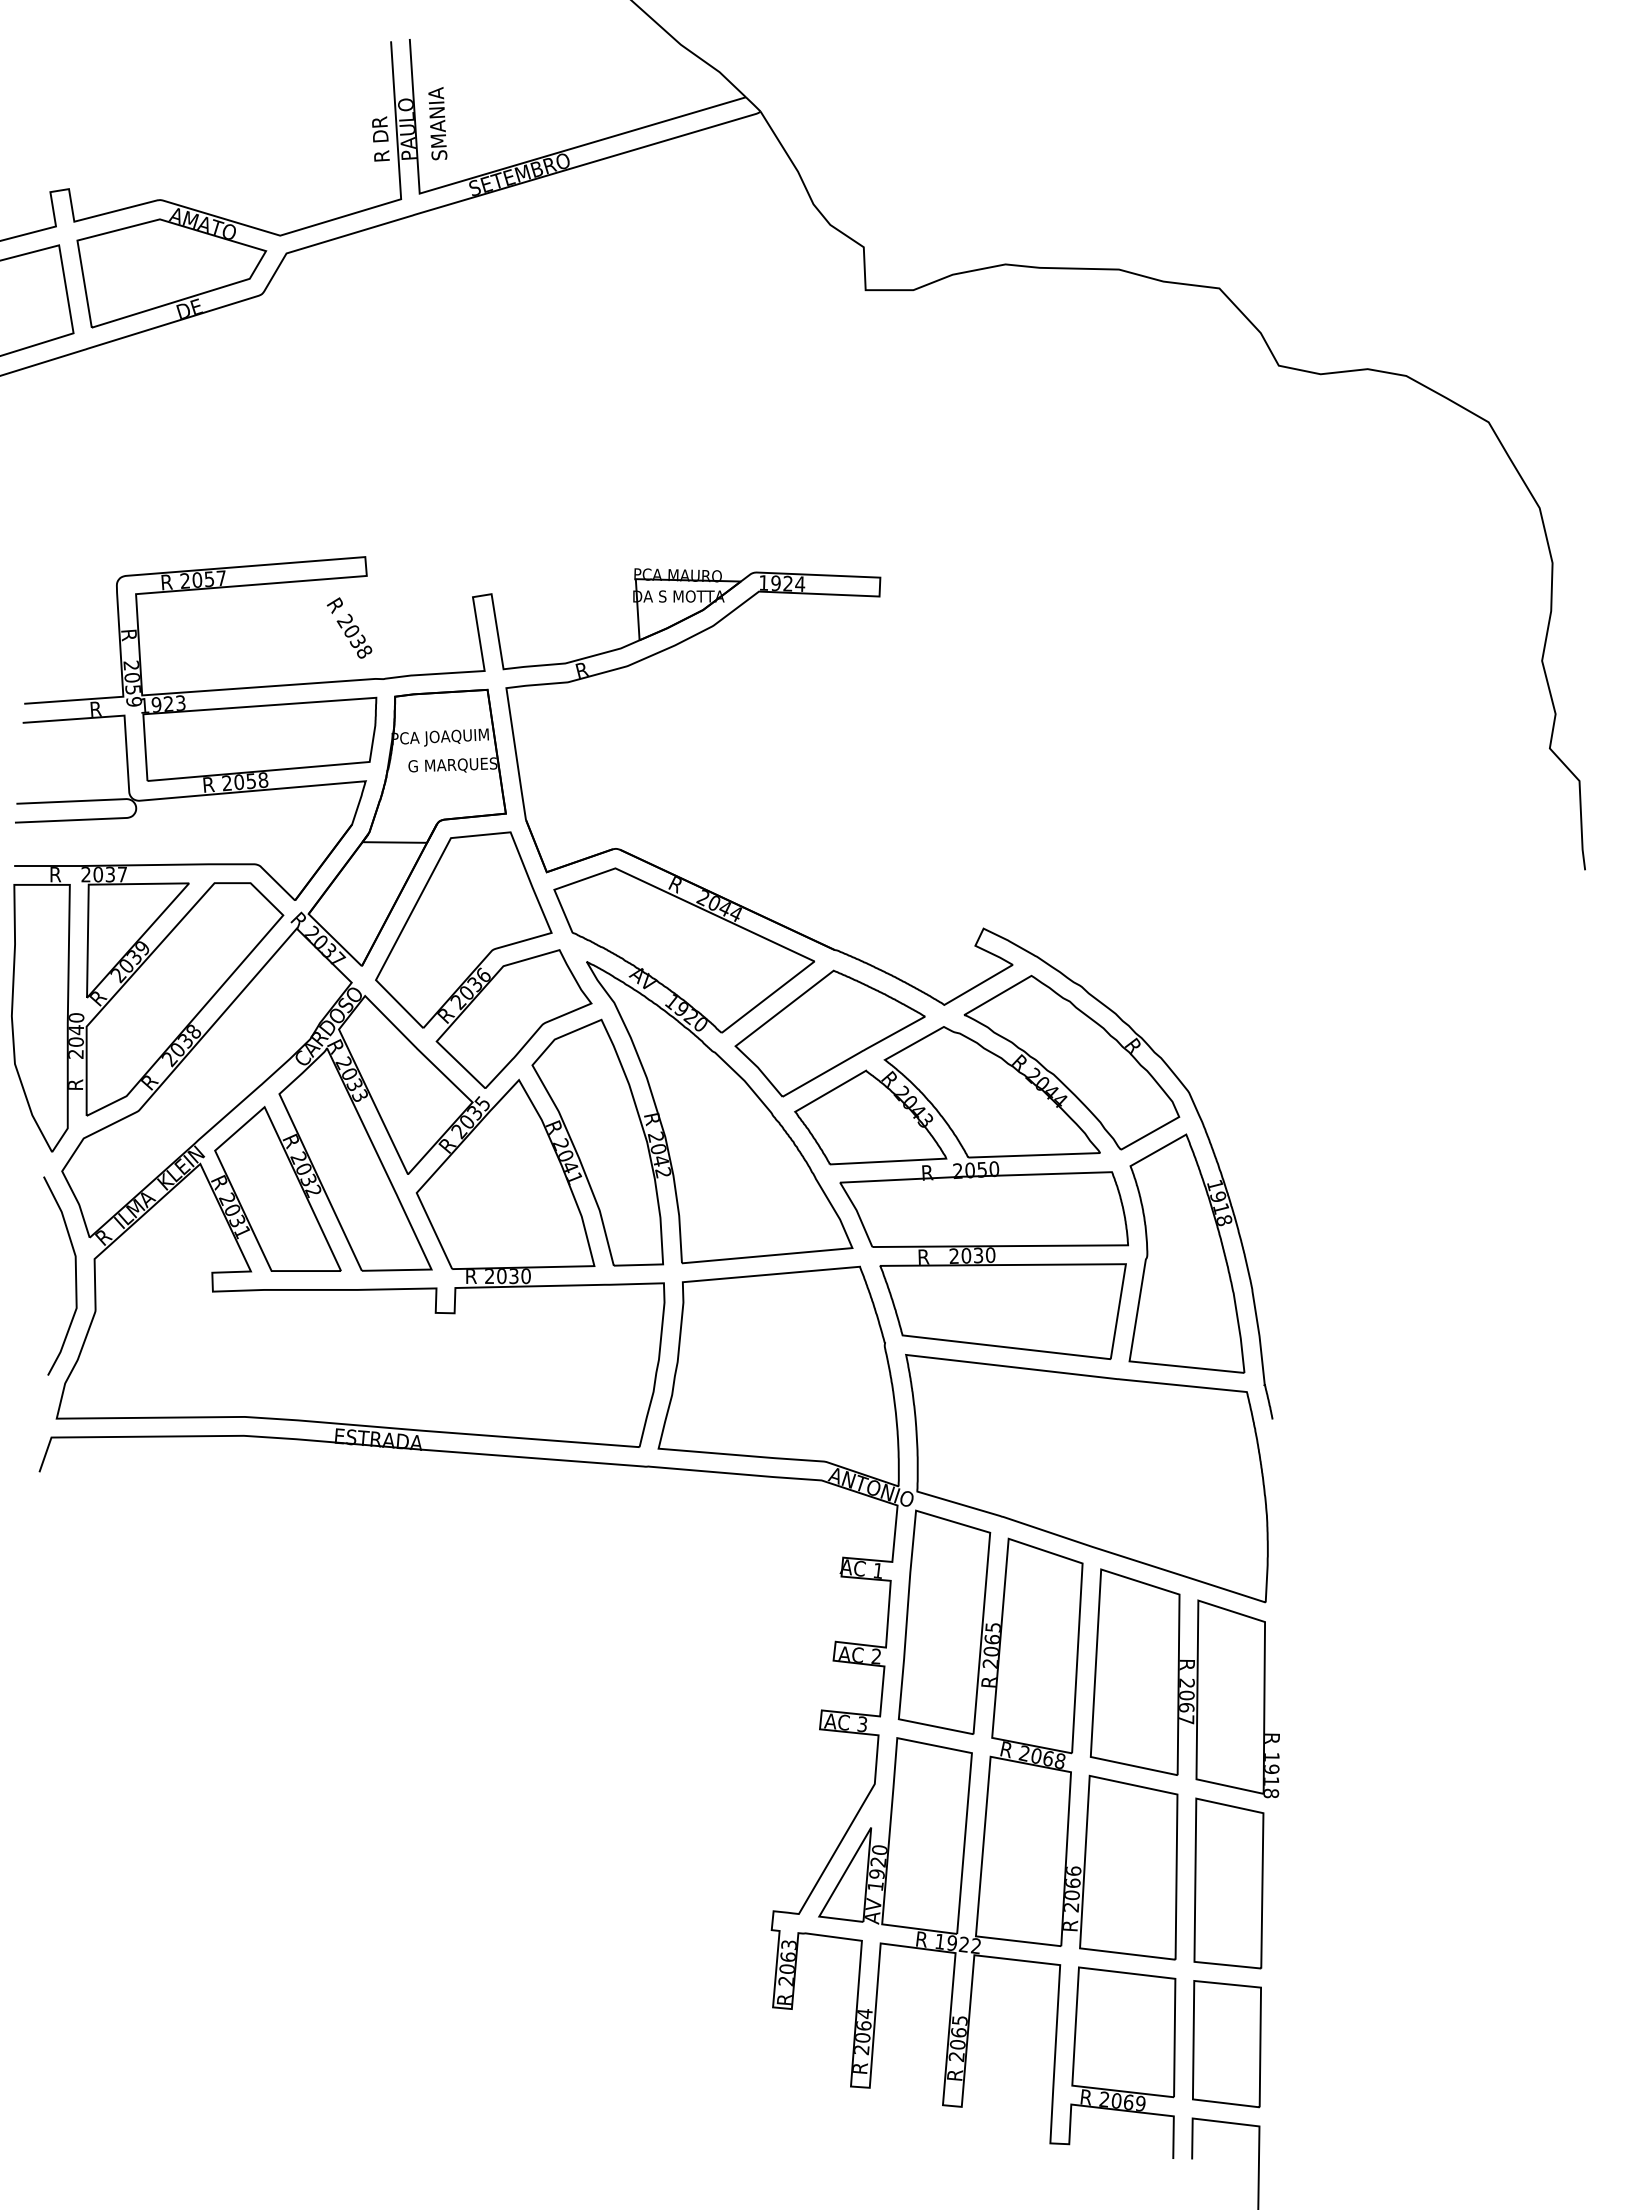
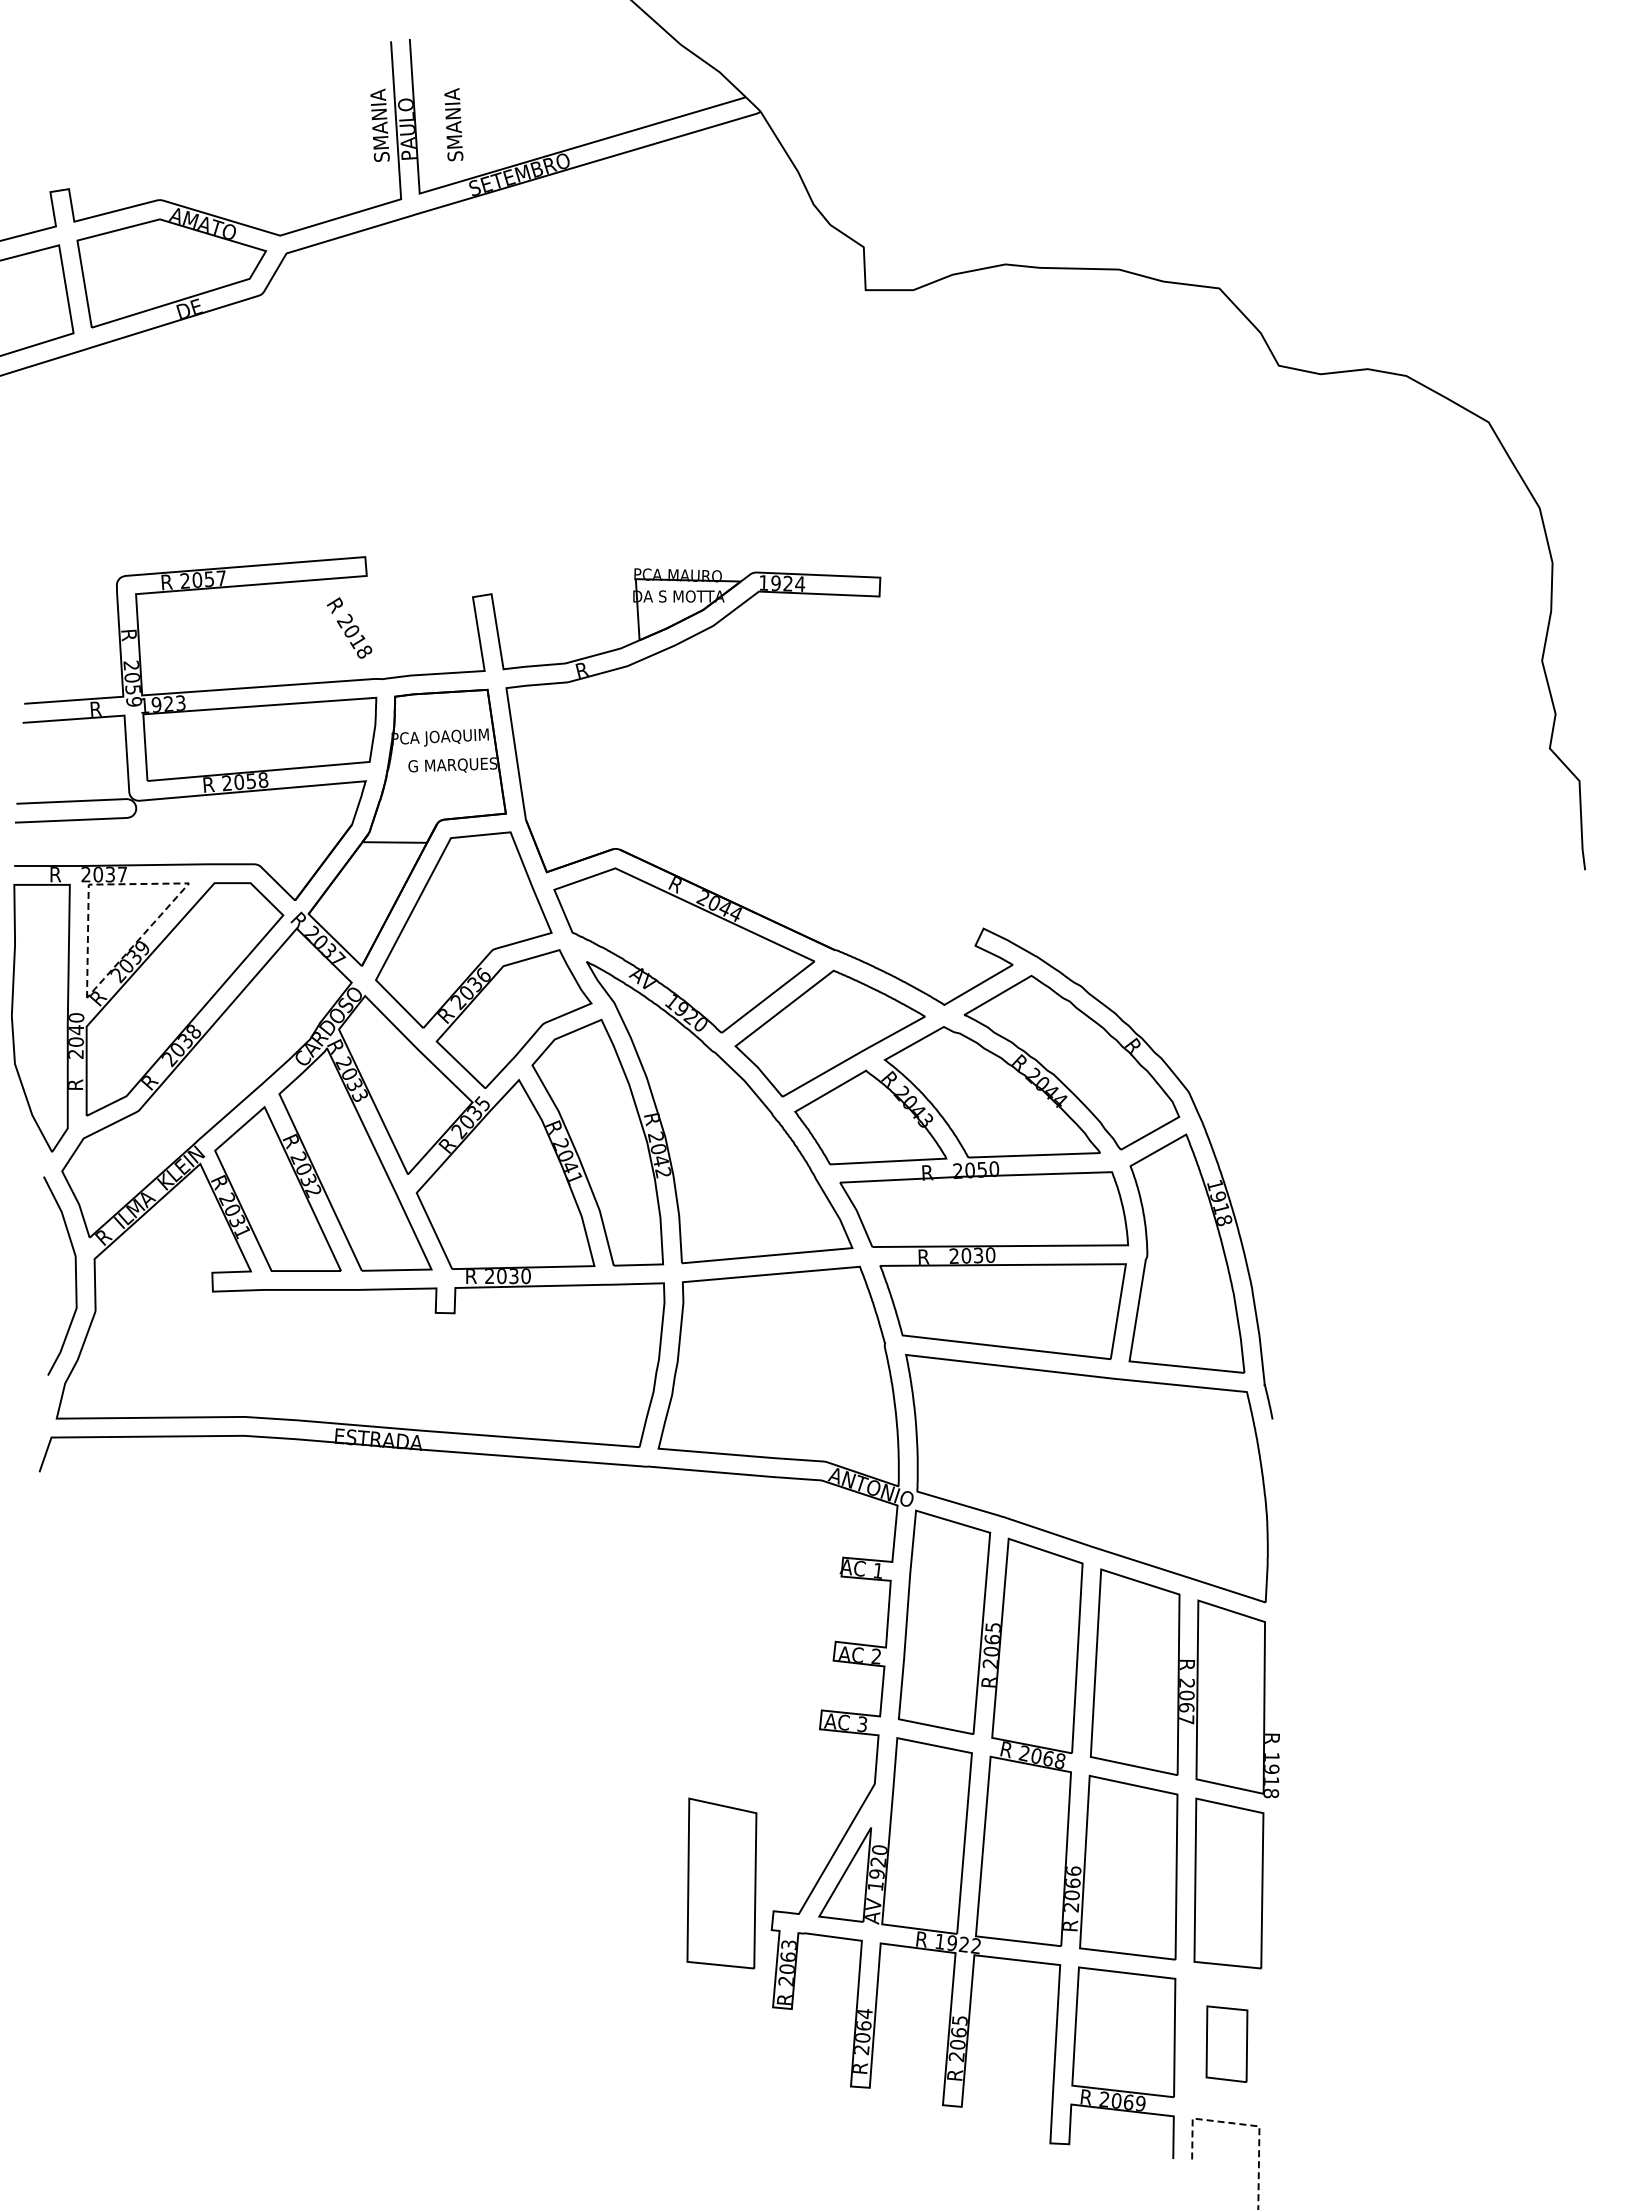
text position: (437, 123) -> (453, 124) (453, 124)
text: R DR -> SMANIA (379, 124)
text: 2038 -> 2018 (357, 641)
line: solid -> dashed (159, 883)
part: none -> present (721, 1883)
part size: 70x129 px -> 44x78 px (1226, 2043)
line: solid -> dashed (1247, 2125)
